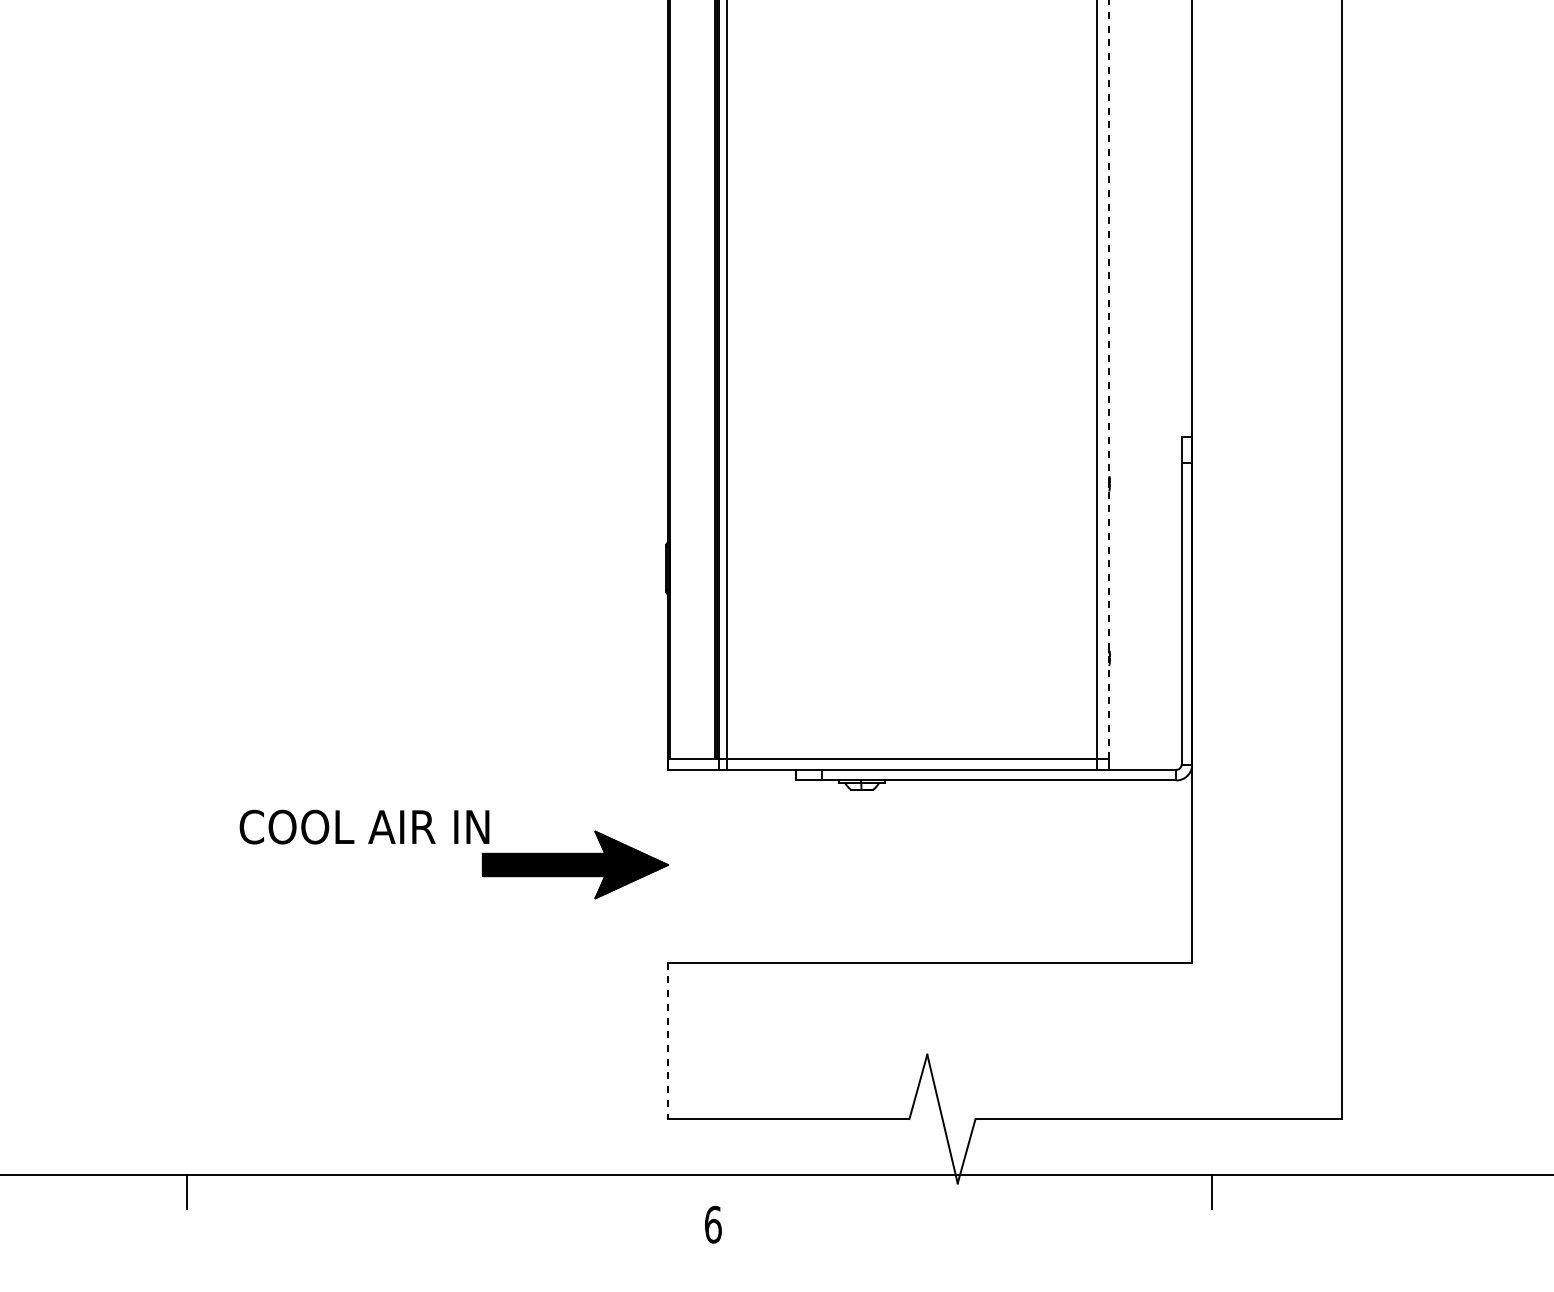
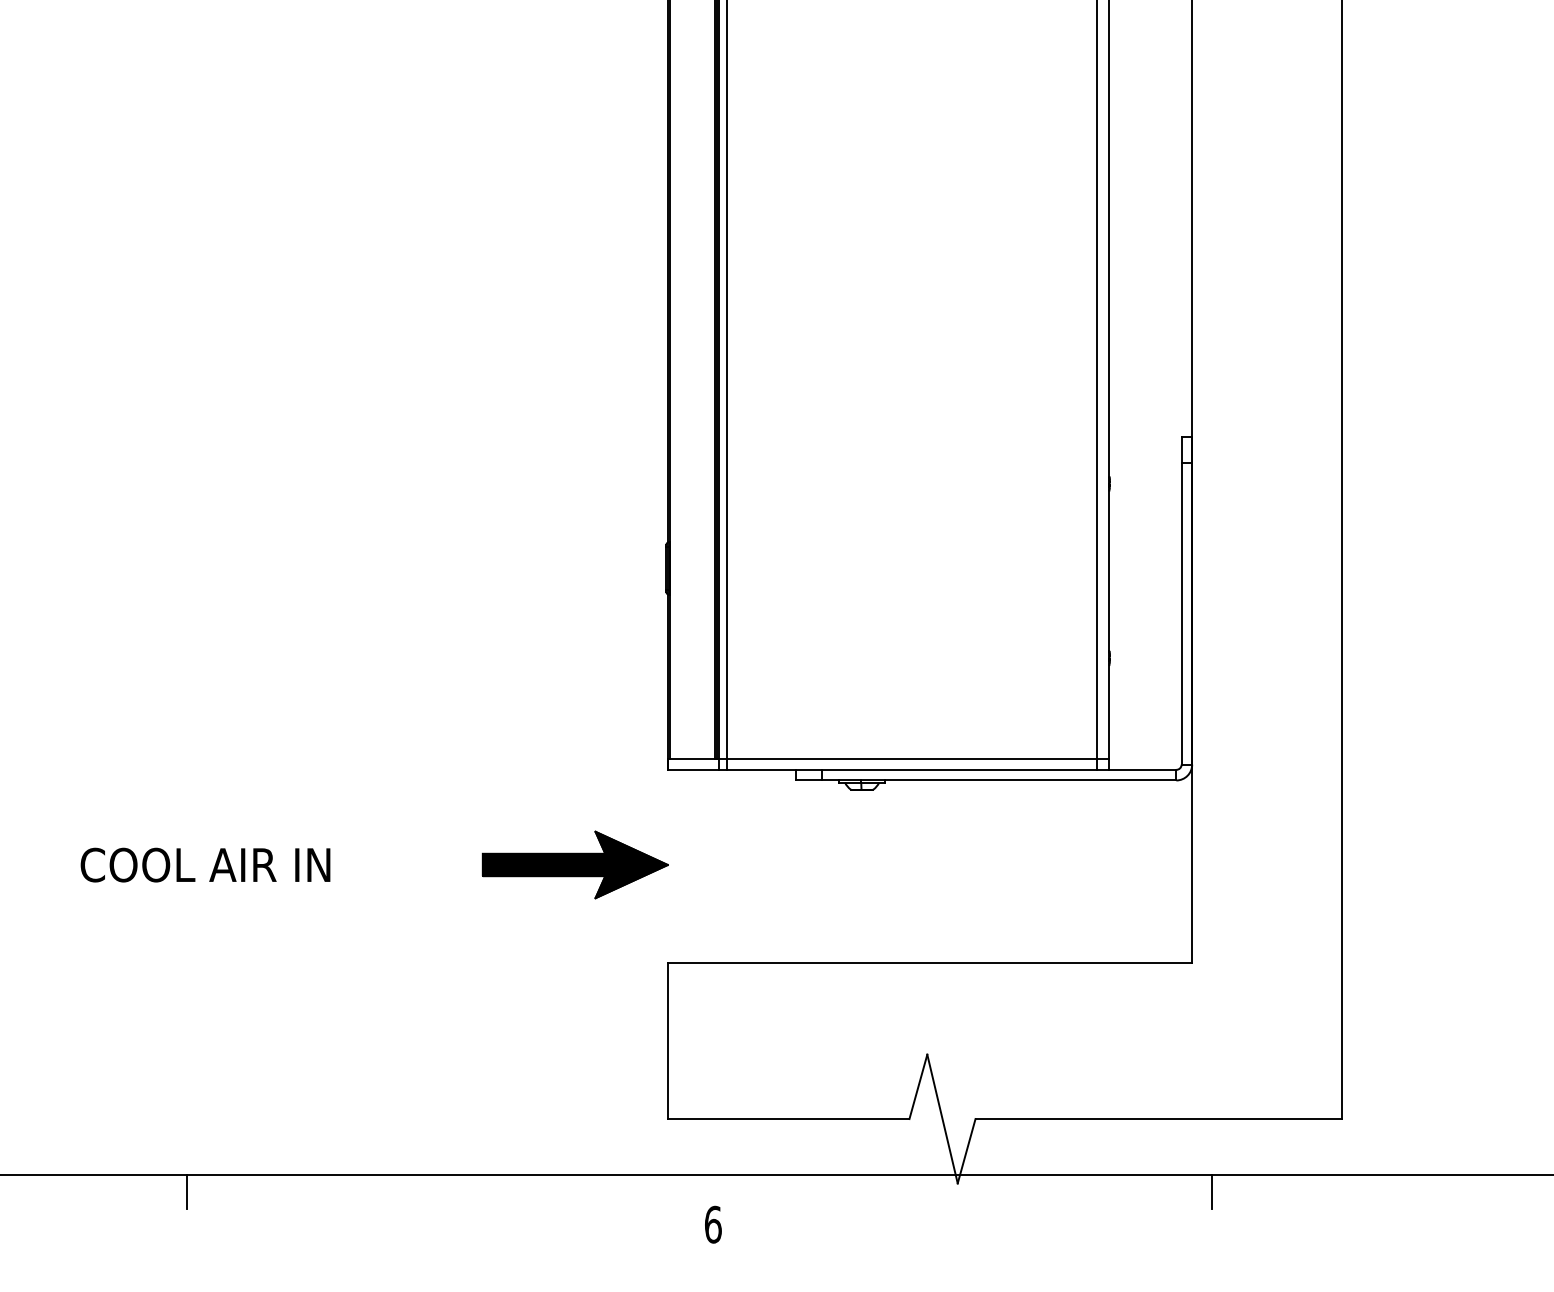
line: dashed -> solid (1109, 379)
text position: (364, 826) -> (205, 864) (205, 864)
line: dashed -> solid (667, 1041)
